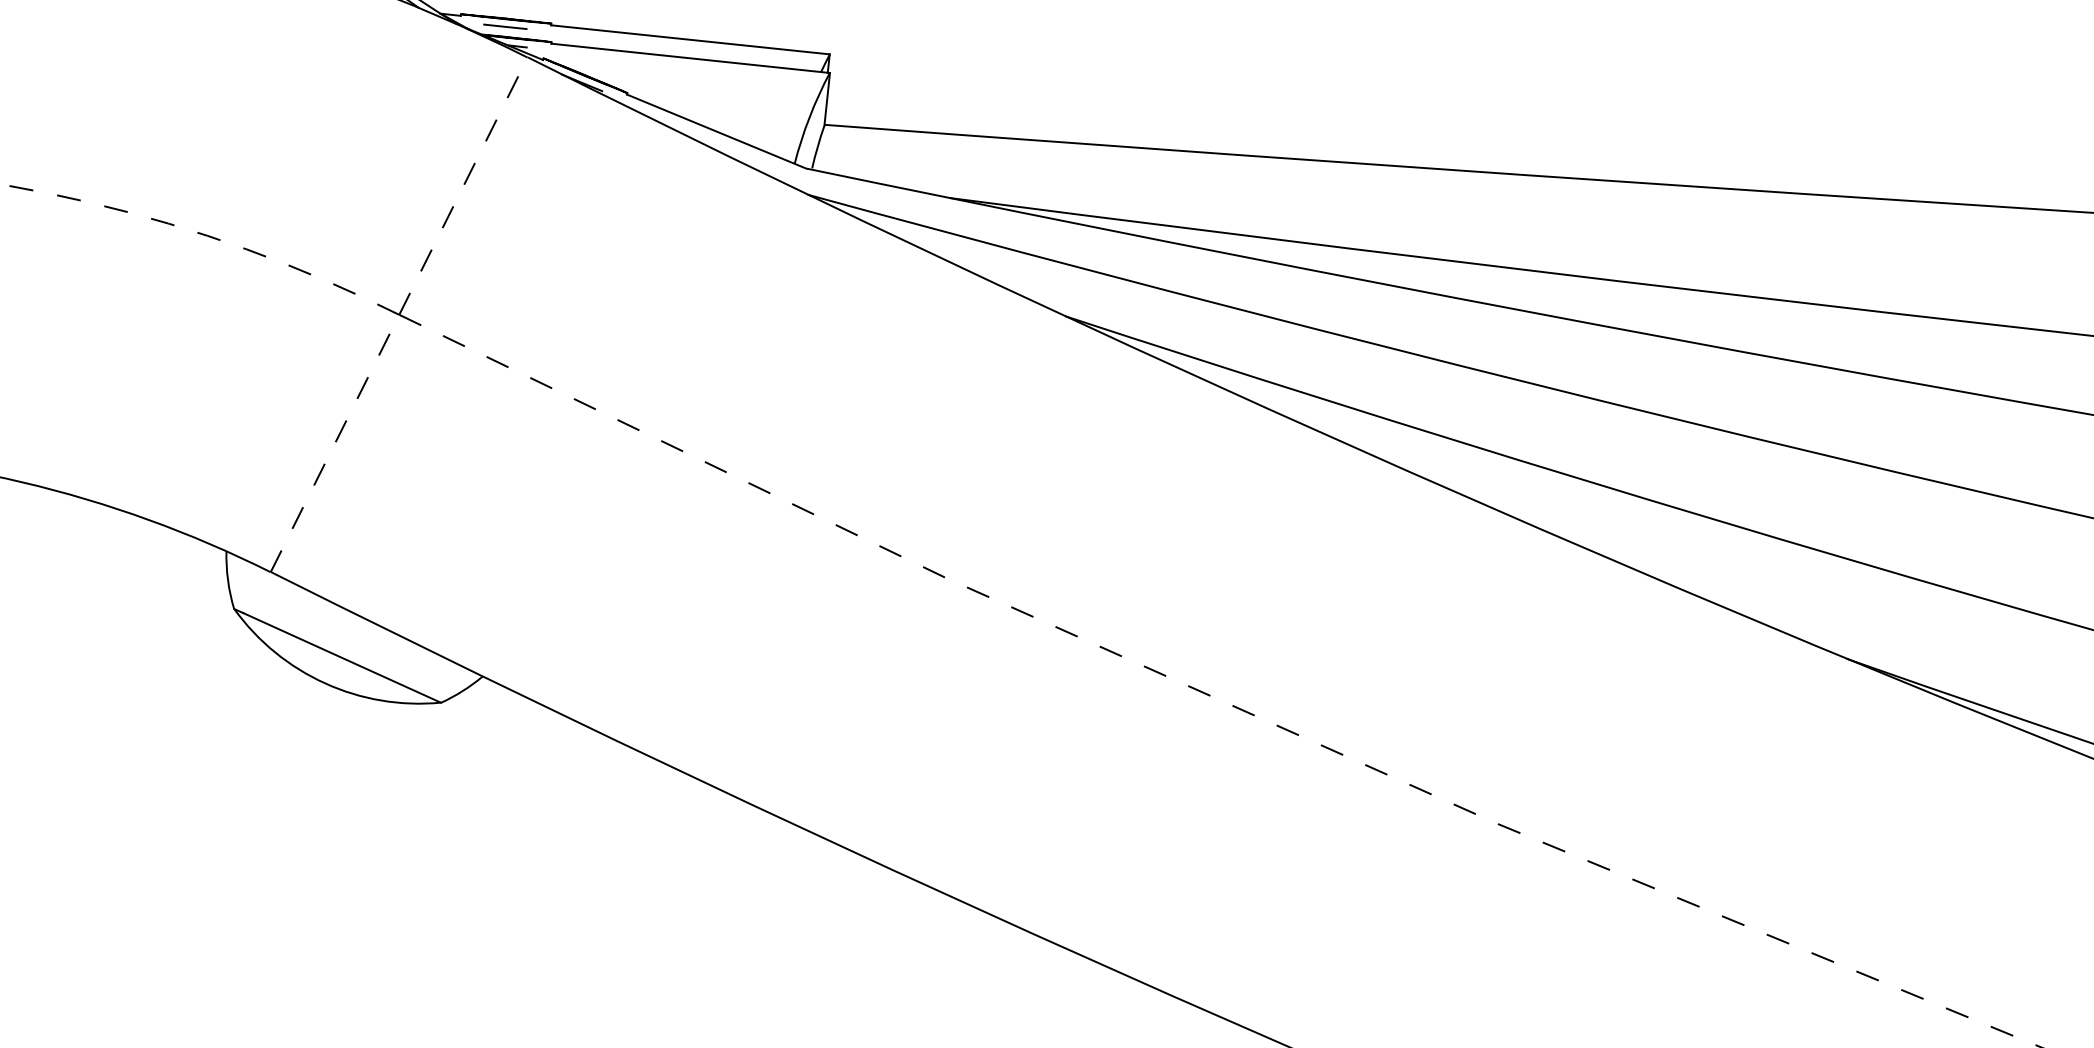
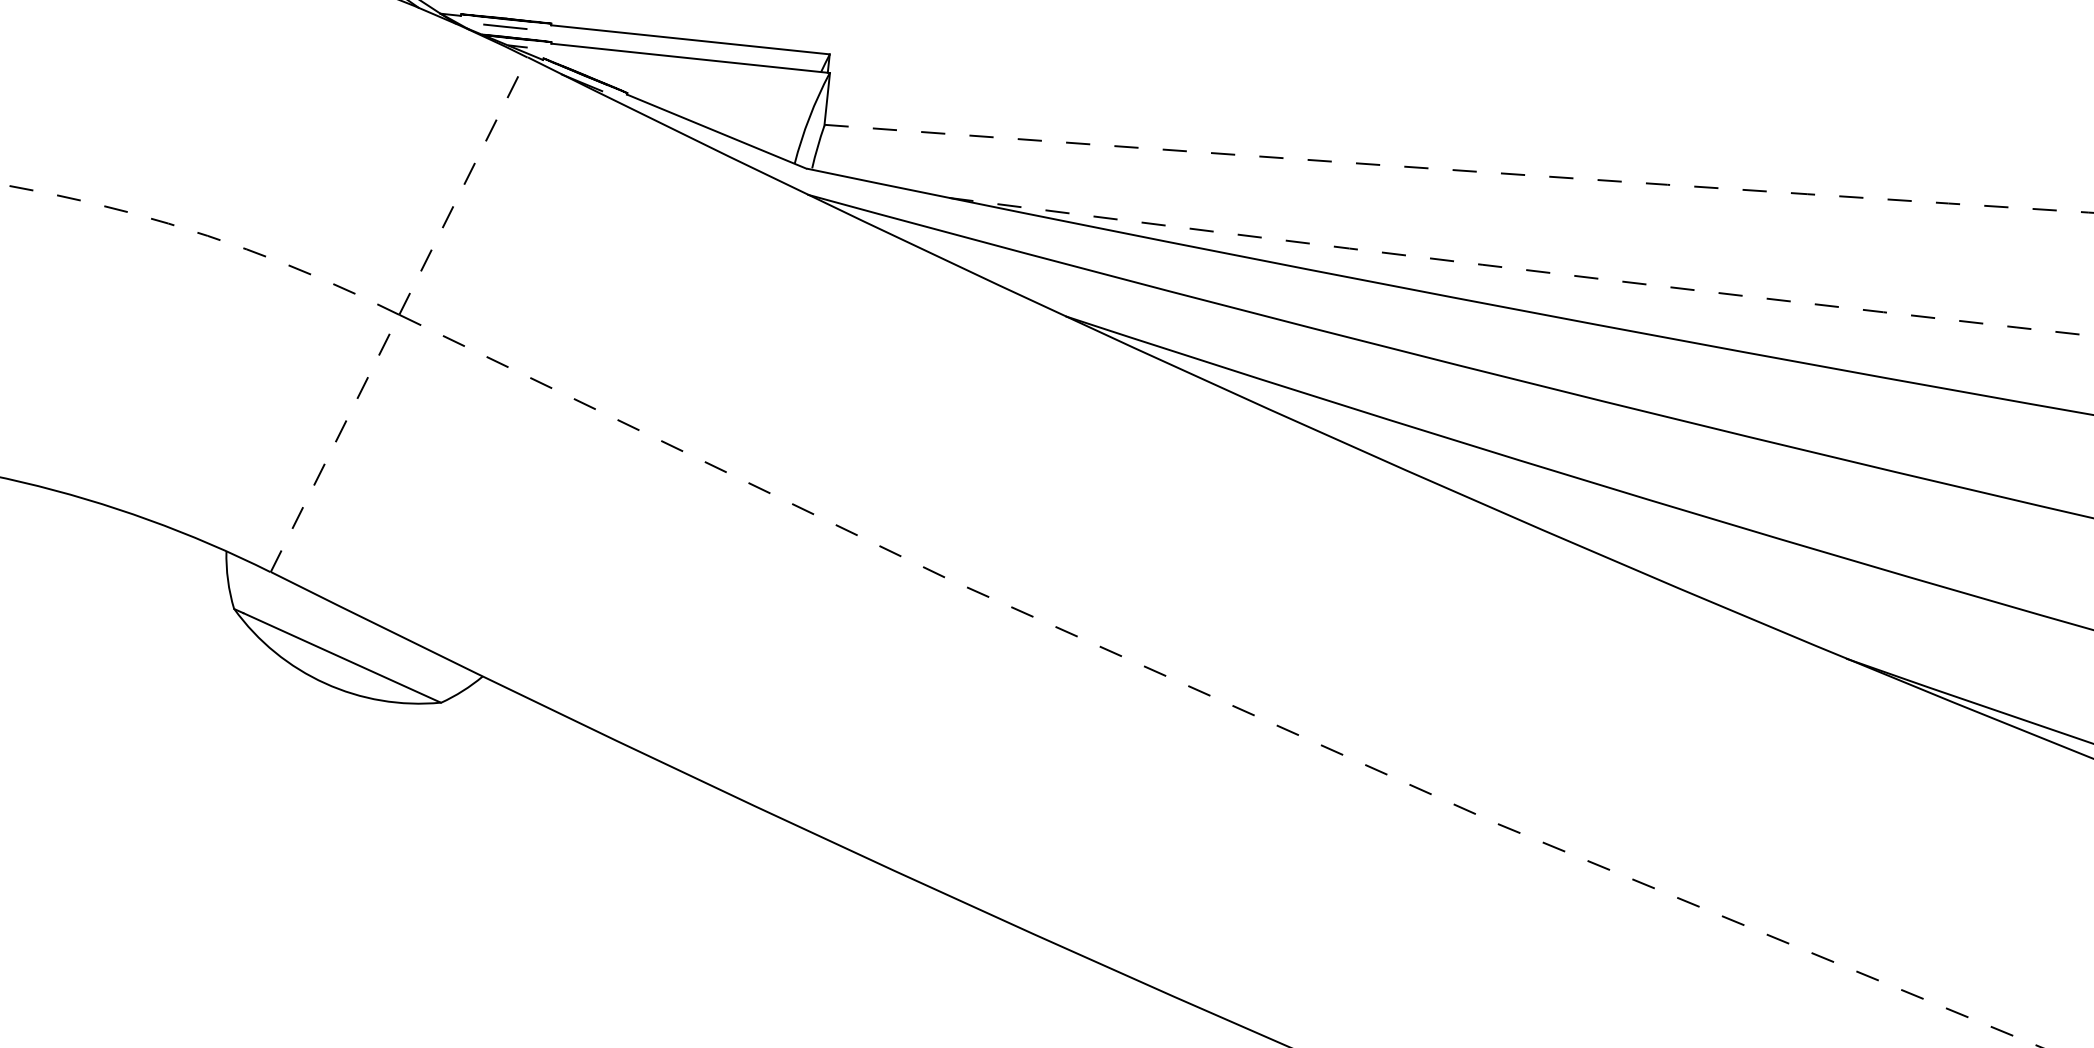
arc: solid -> dashed (1459, 170)
arc: solid -> dashed (1521, 269)
